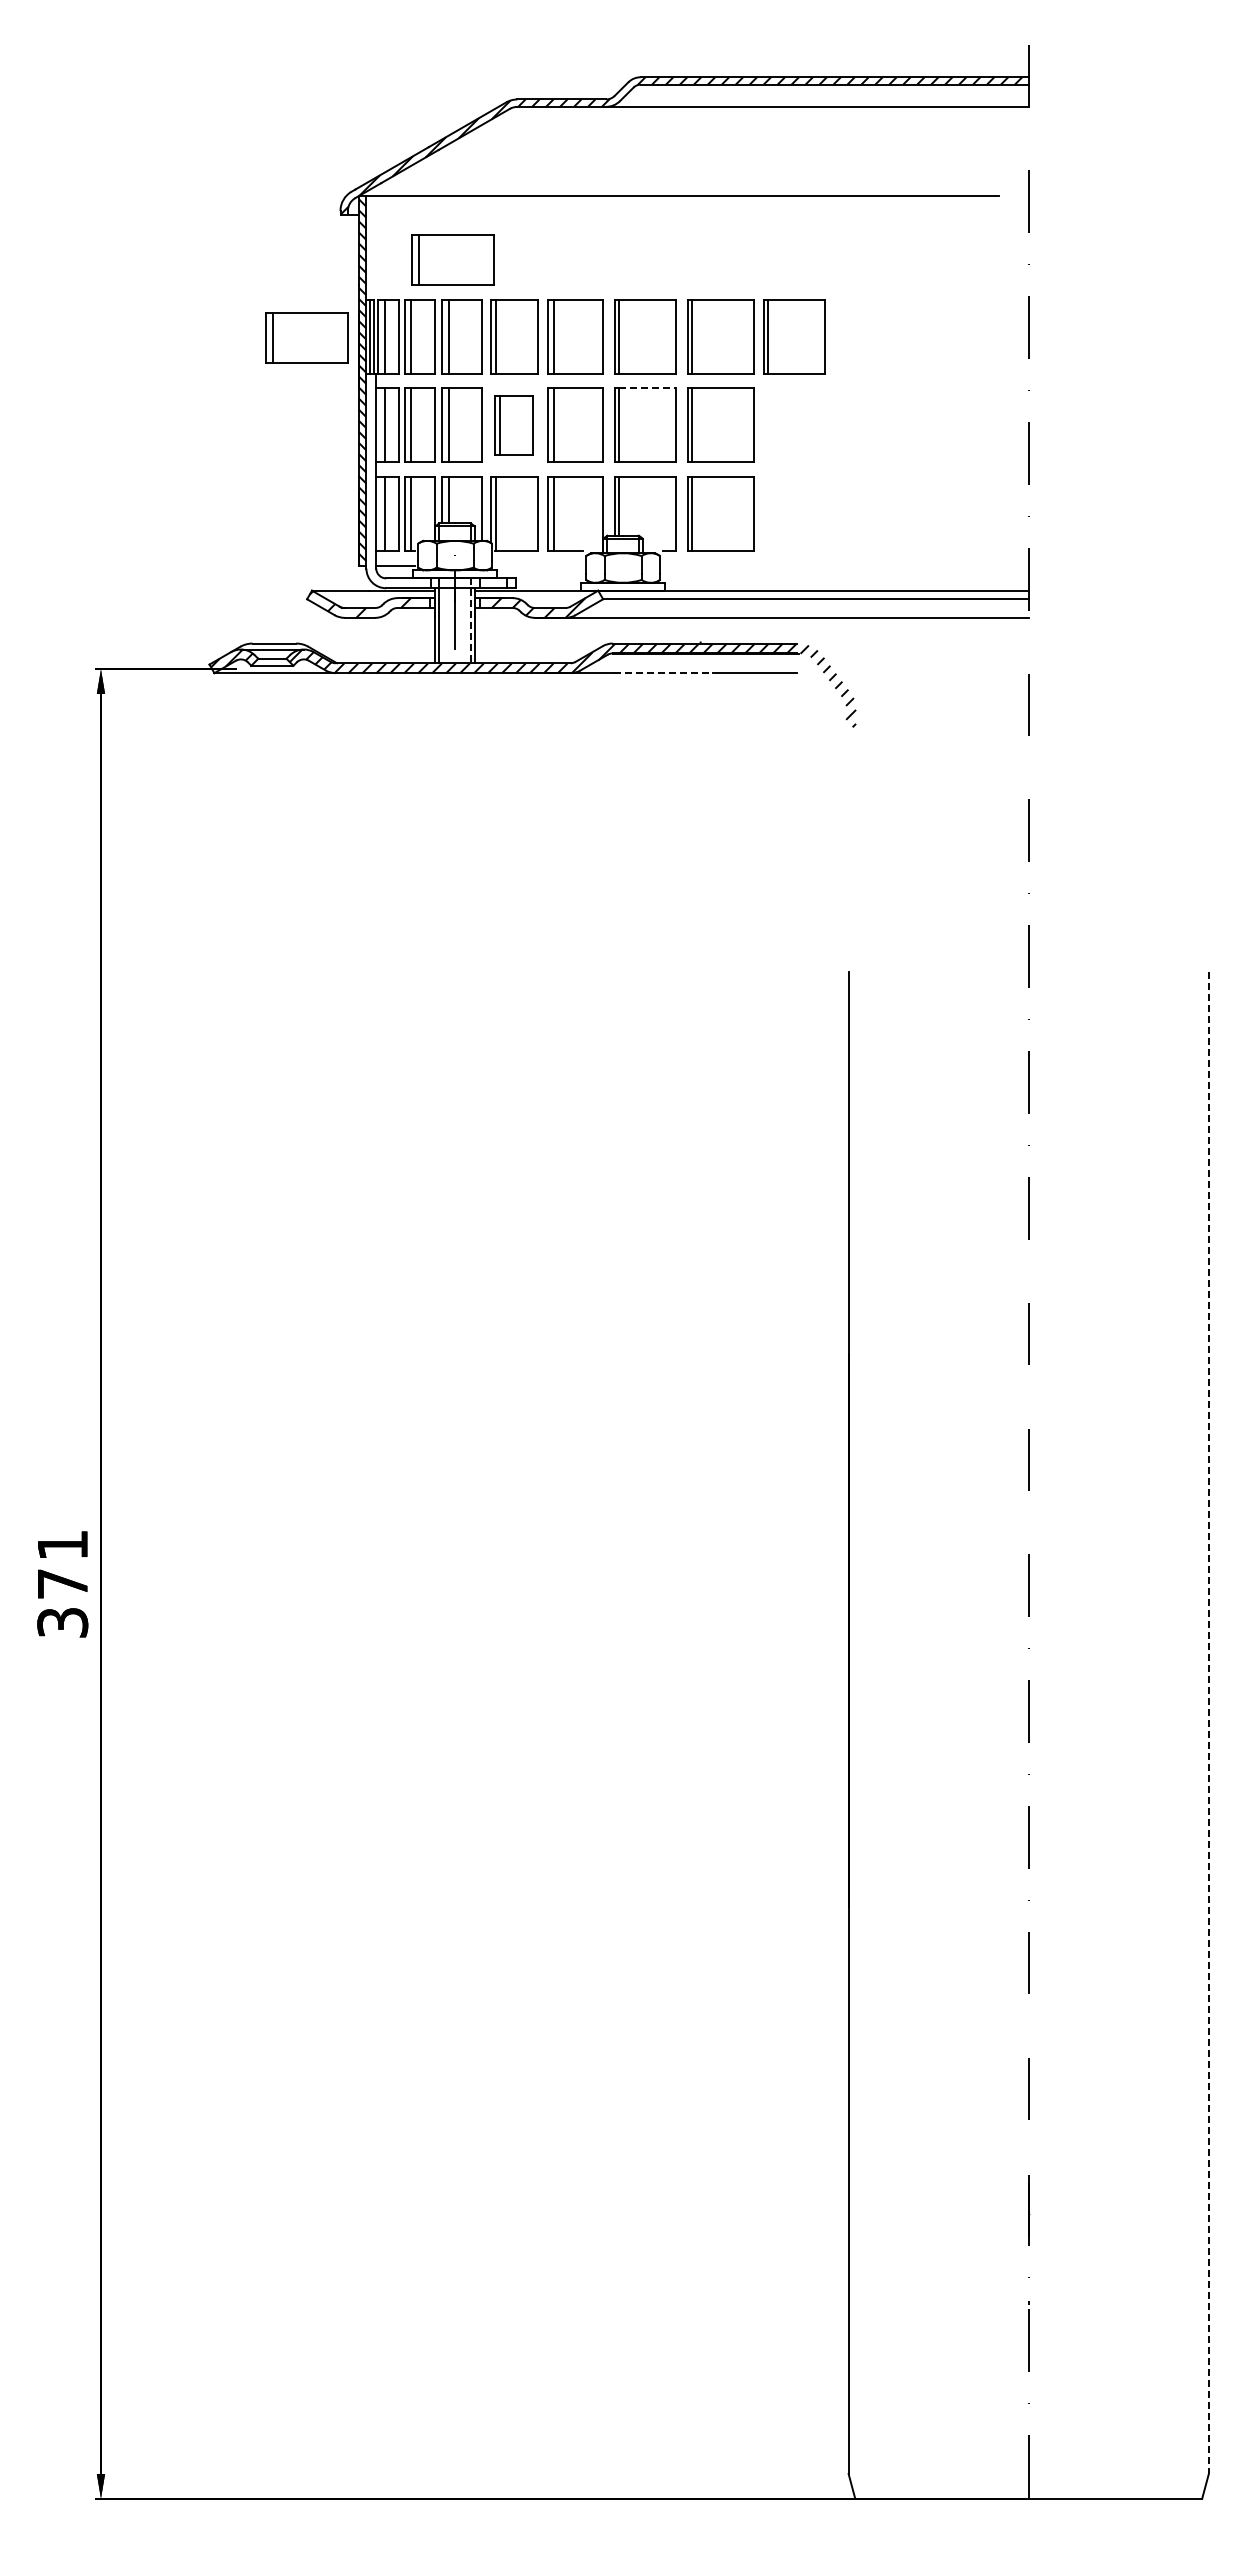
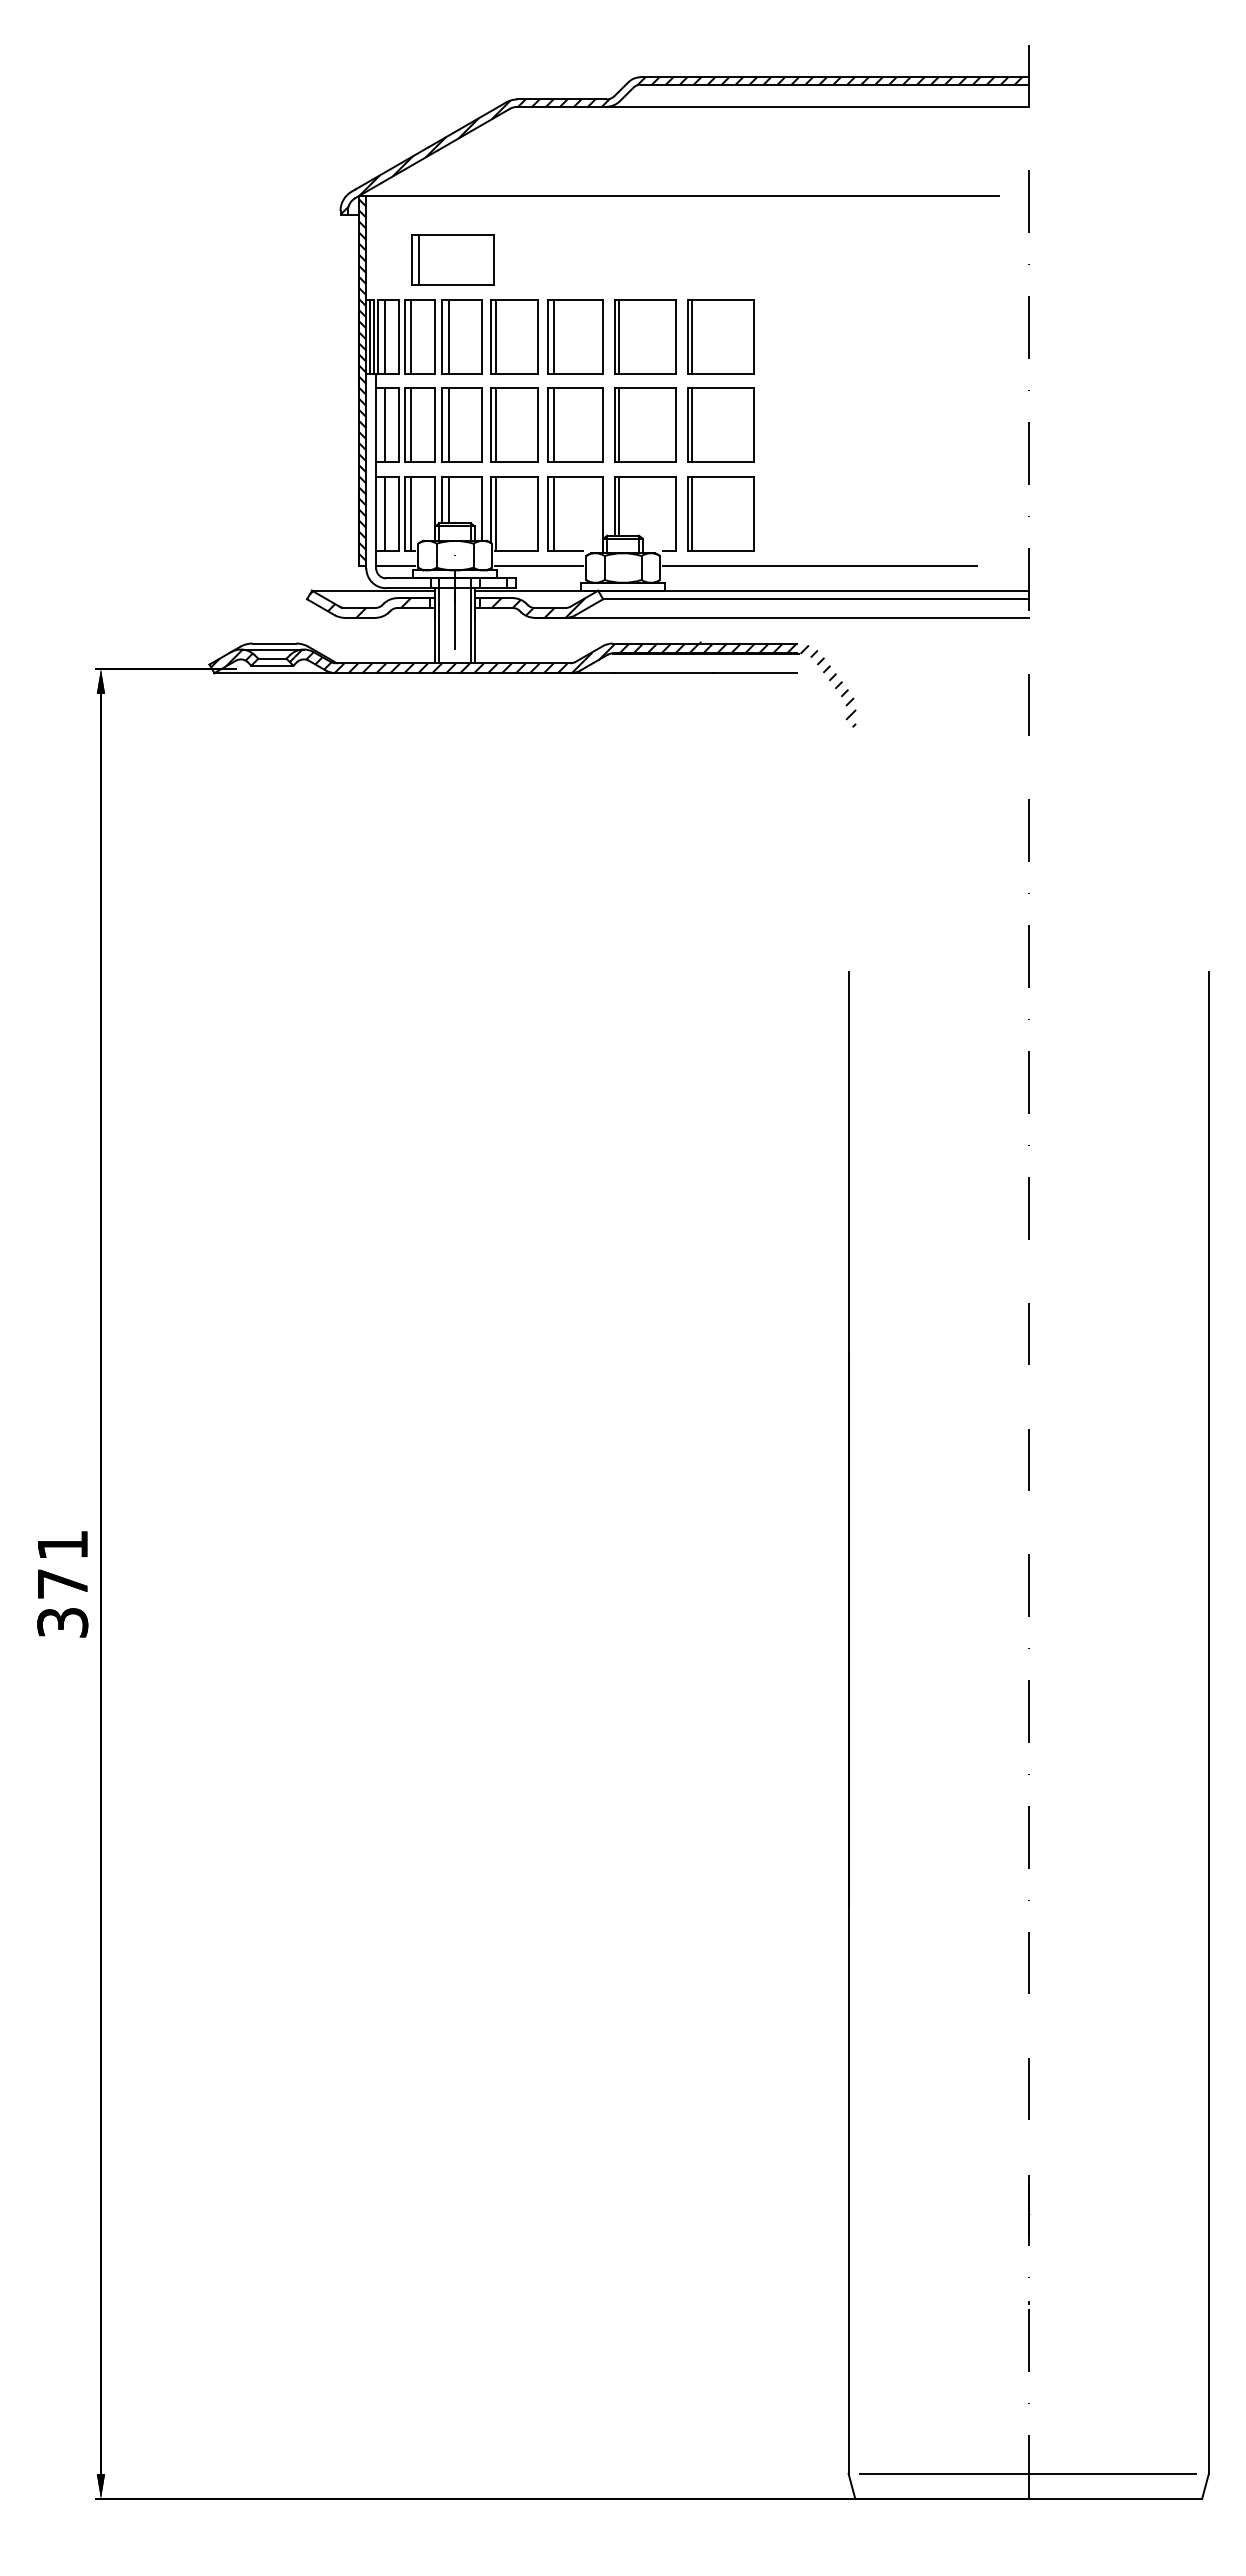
part: present -> none (794, 336)
part: present -> none (306, 337)
line: dashed -> solid (647, 388)
part size: 40x61 px -> 49x76 px (514, 424)
line: none -> present (538, 566)
line: none -> present (819, 566)
line: dashed -> solid (470, 621)
line: dashed -> solid (664, 673)
line: dashed -> solid (1208, 1723)
line: none -> present (1027, 2474)
